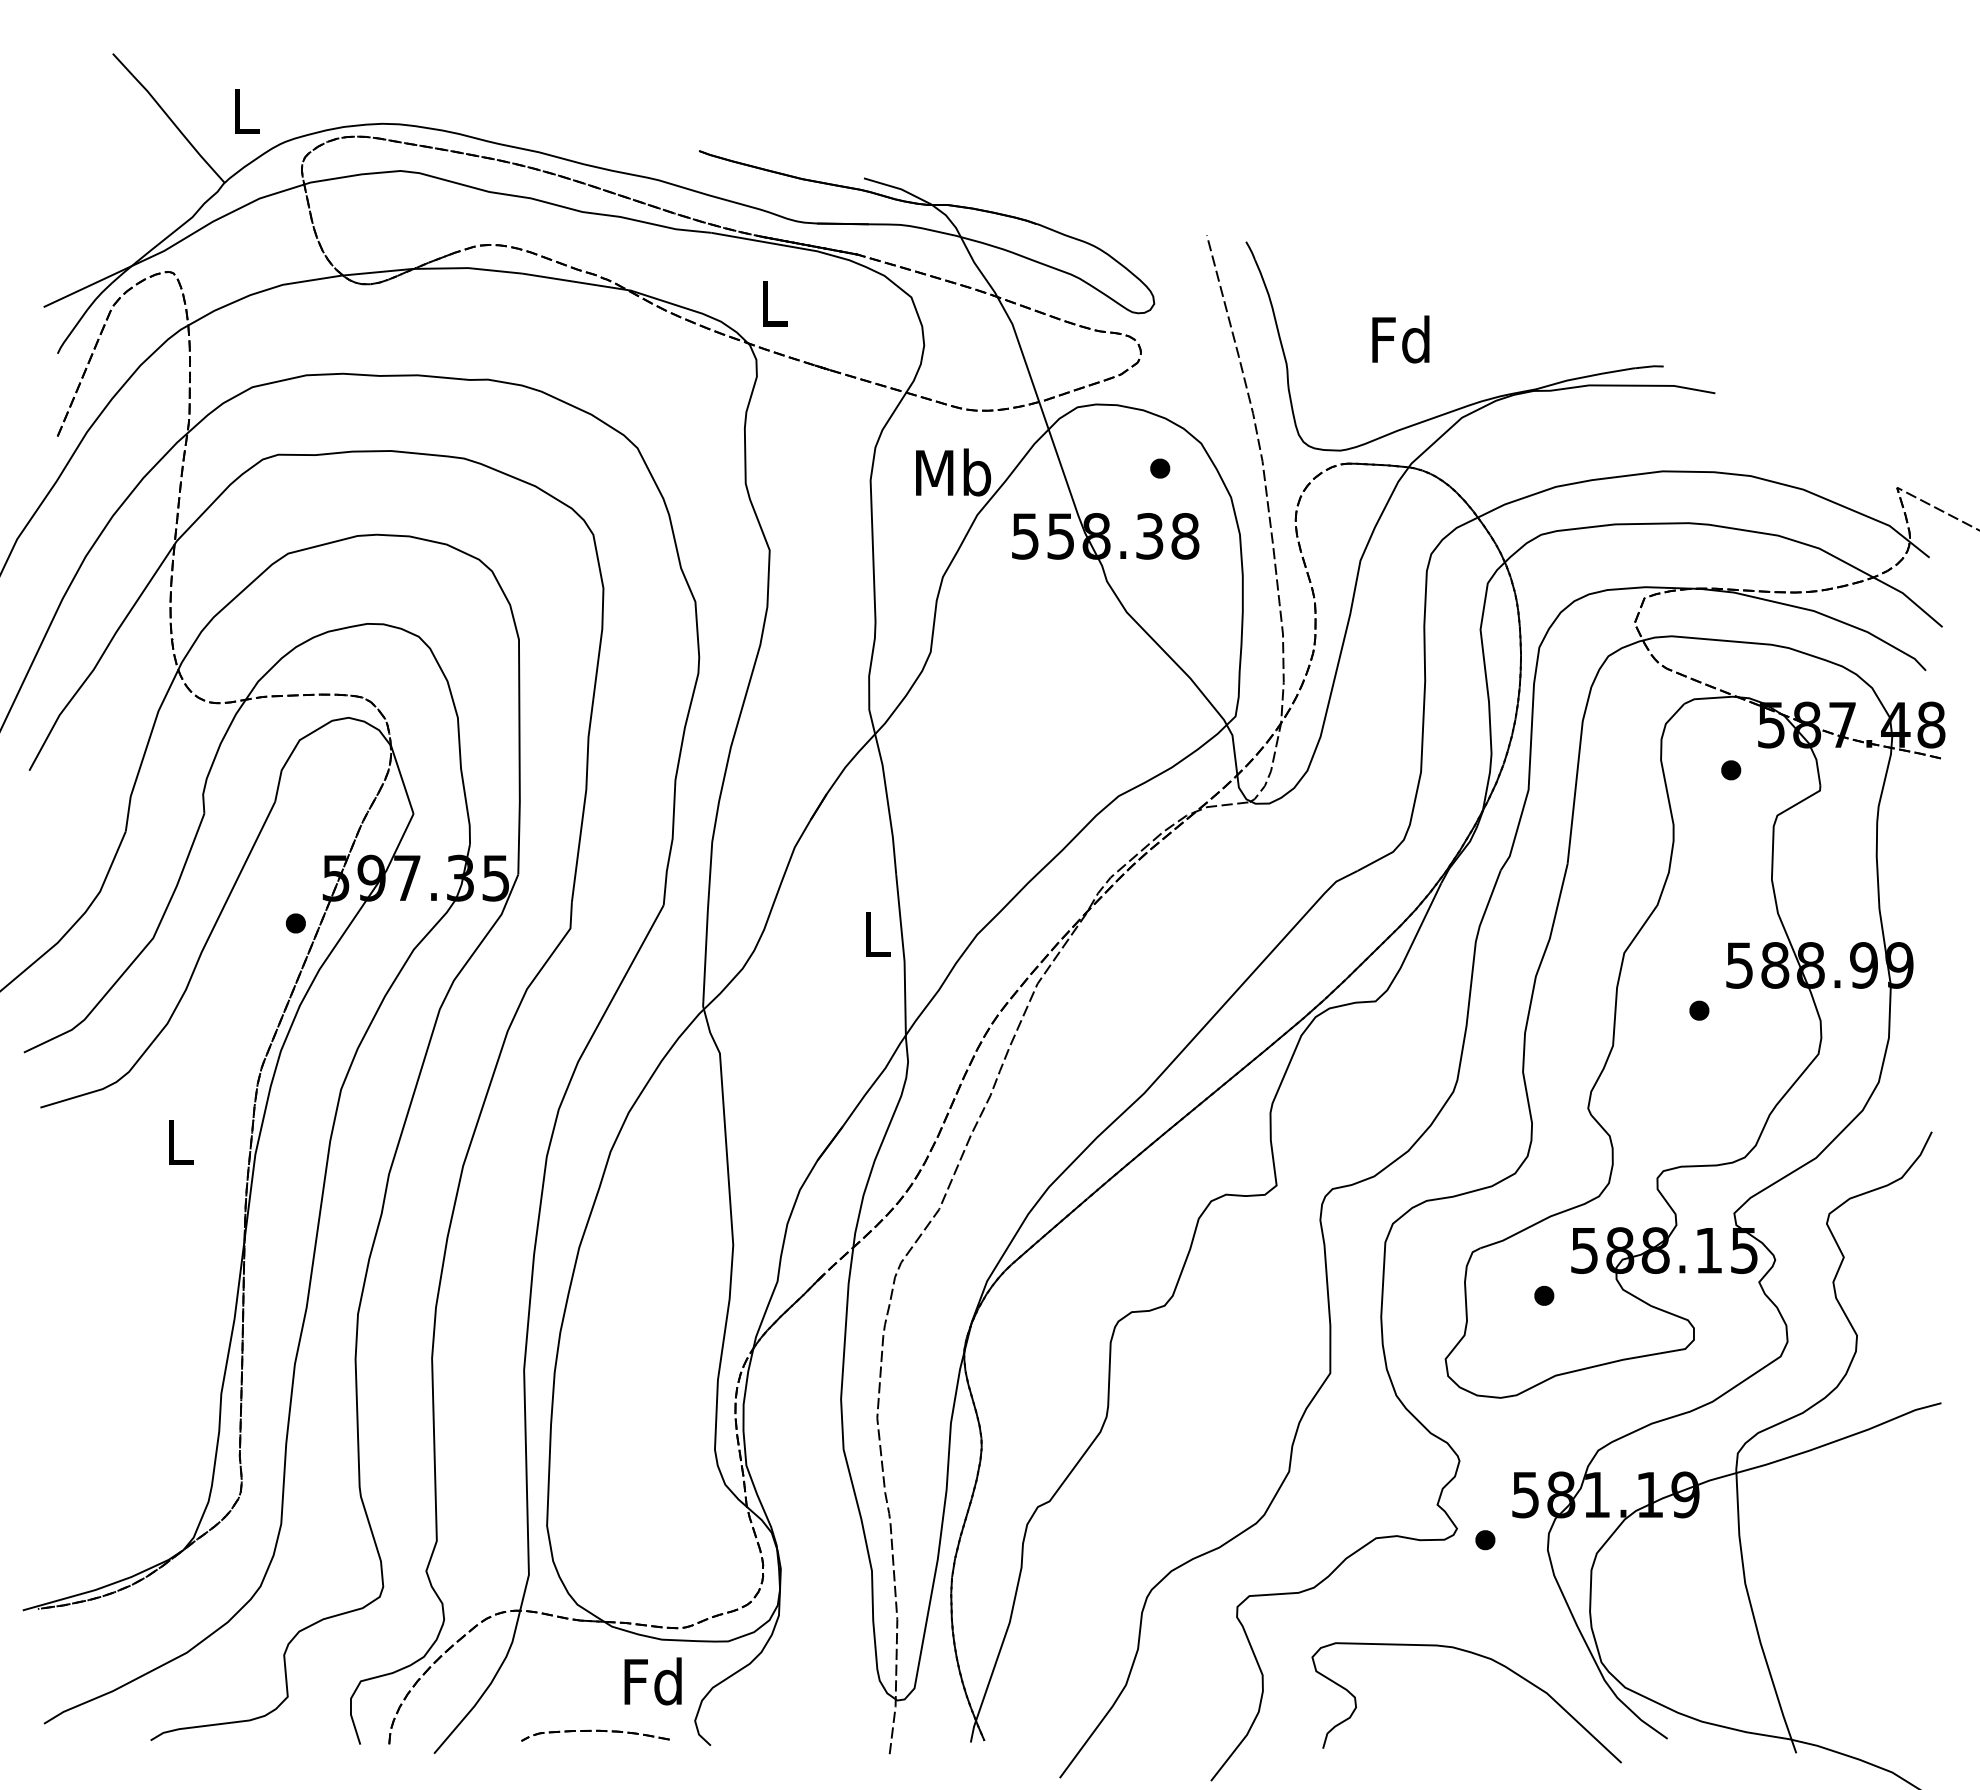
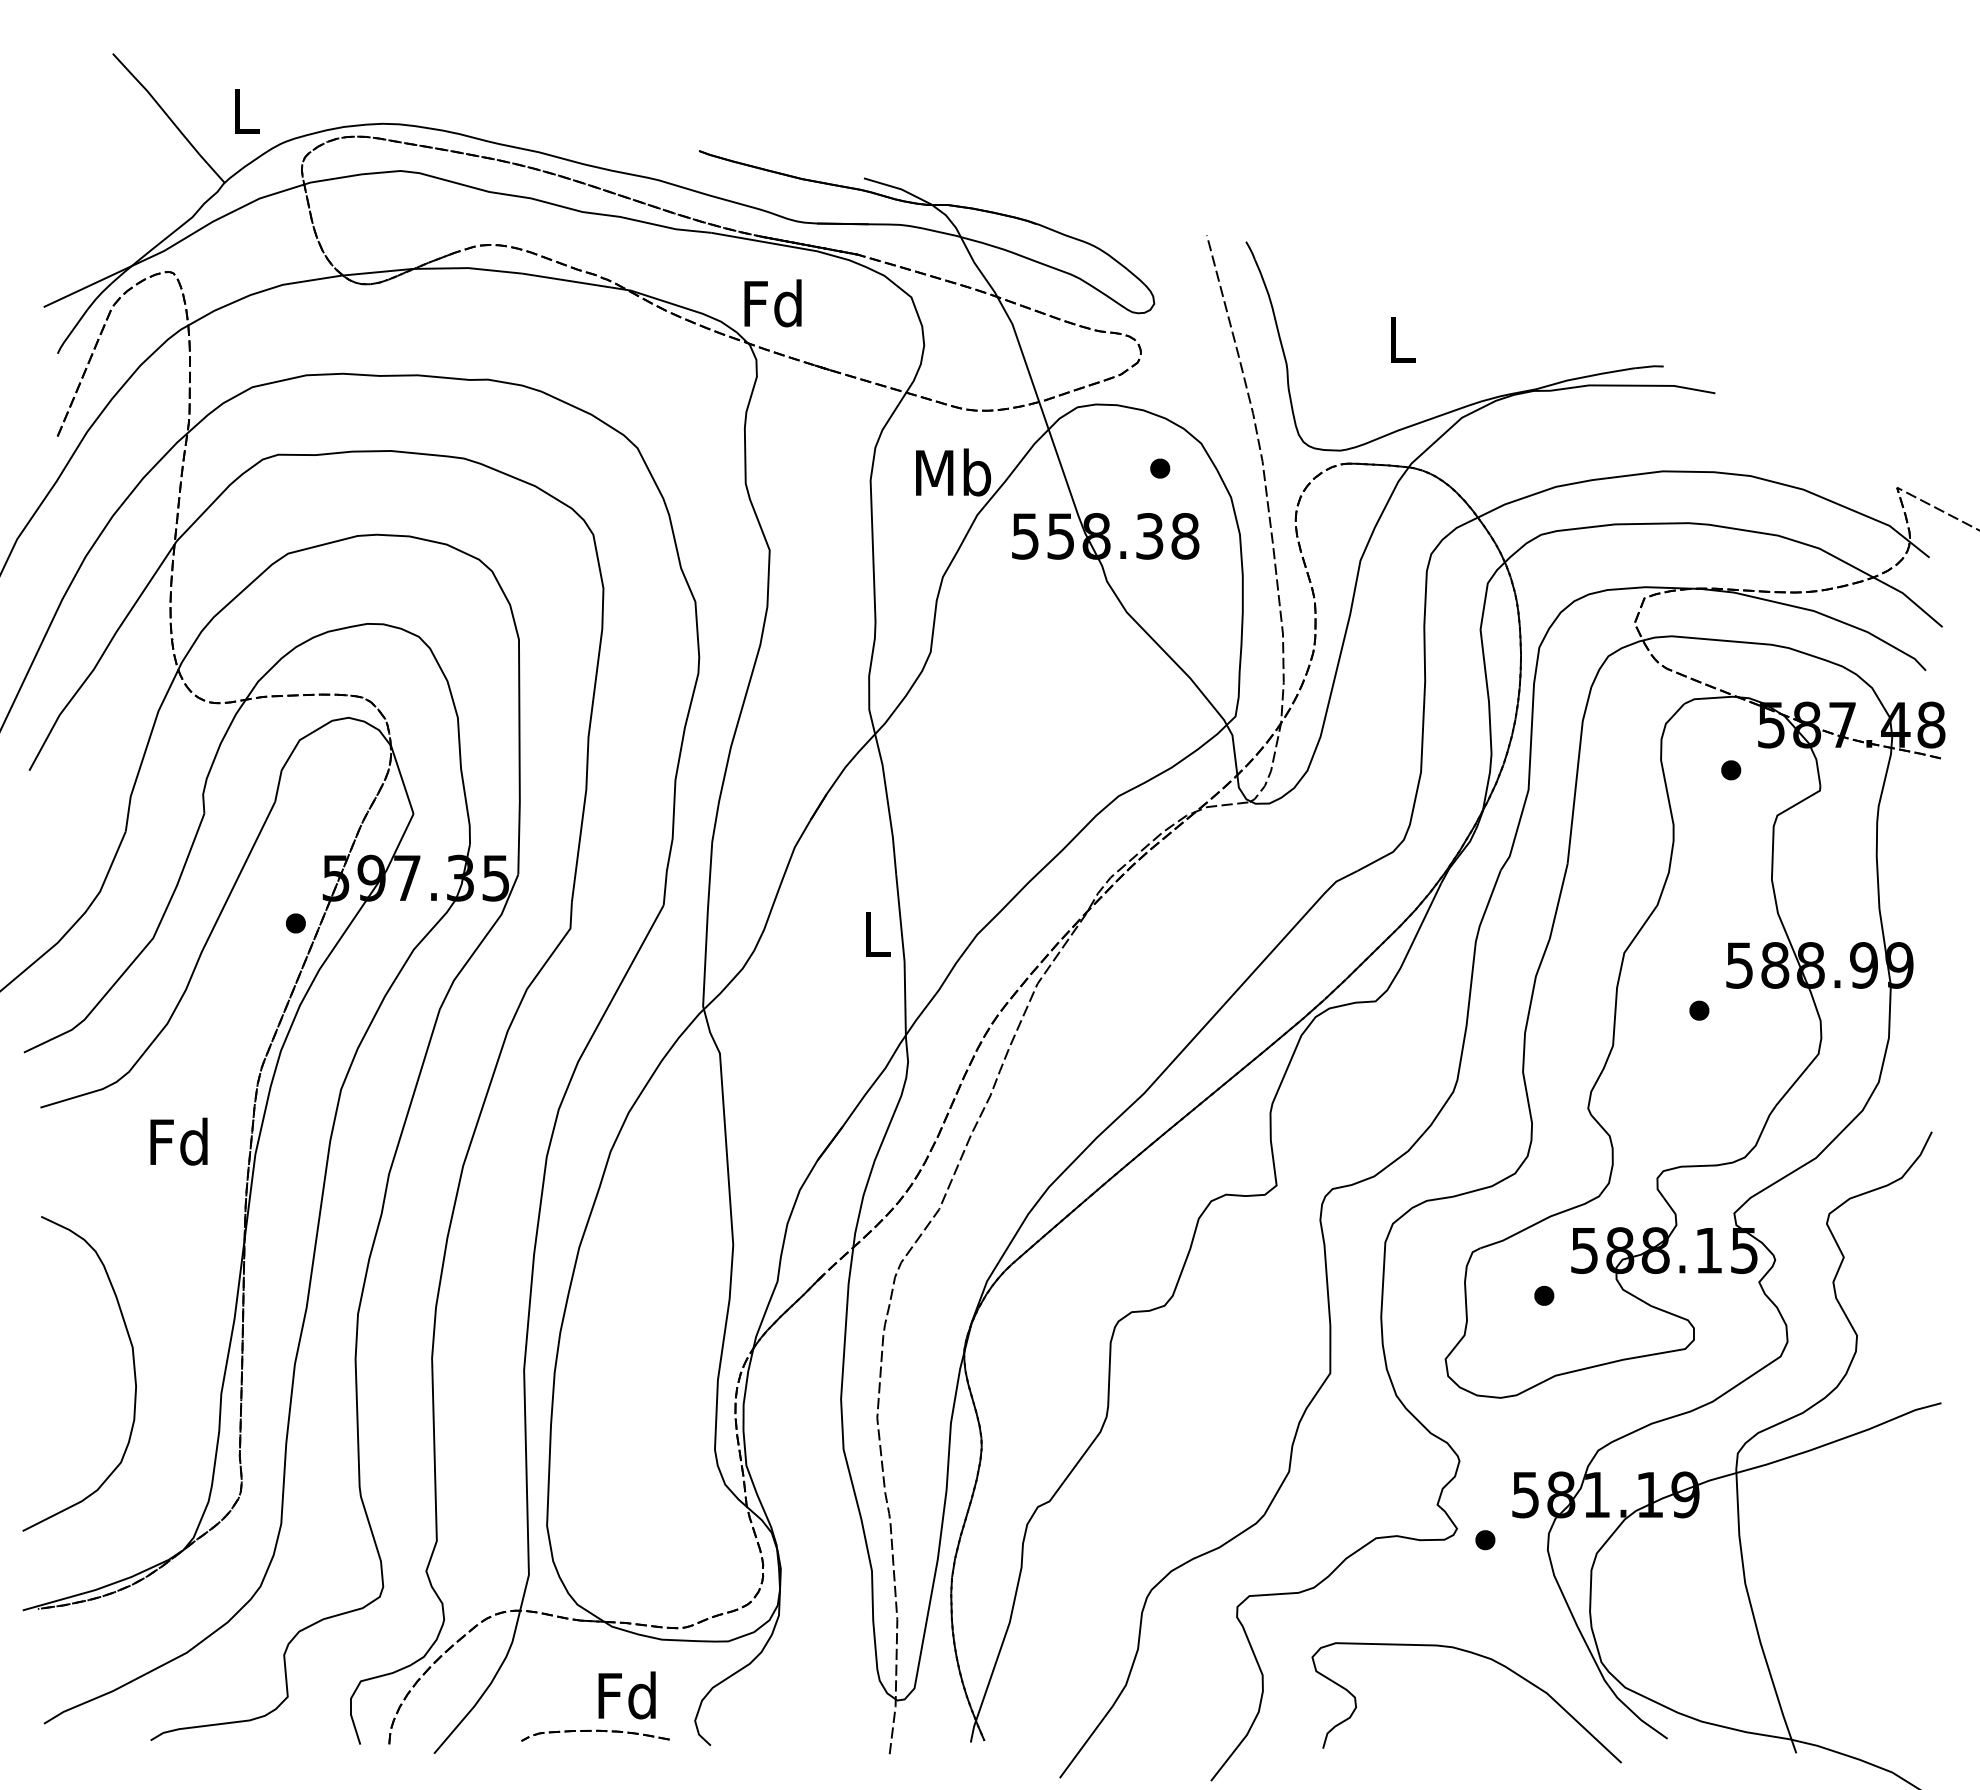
text: L -> Fd (772, 303)
text: Fd -> L (1400, 339)
text: L -> Fd (178, 1141)
curve: none -> present (133, 1371)
text position: (652, 1681) -> (626, 1695) (626, 1695)
